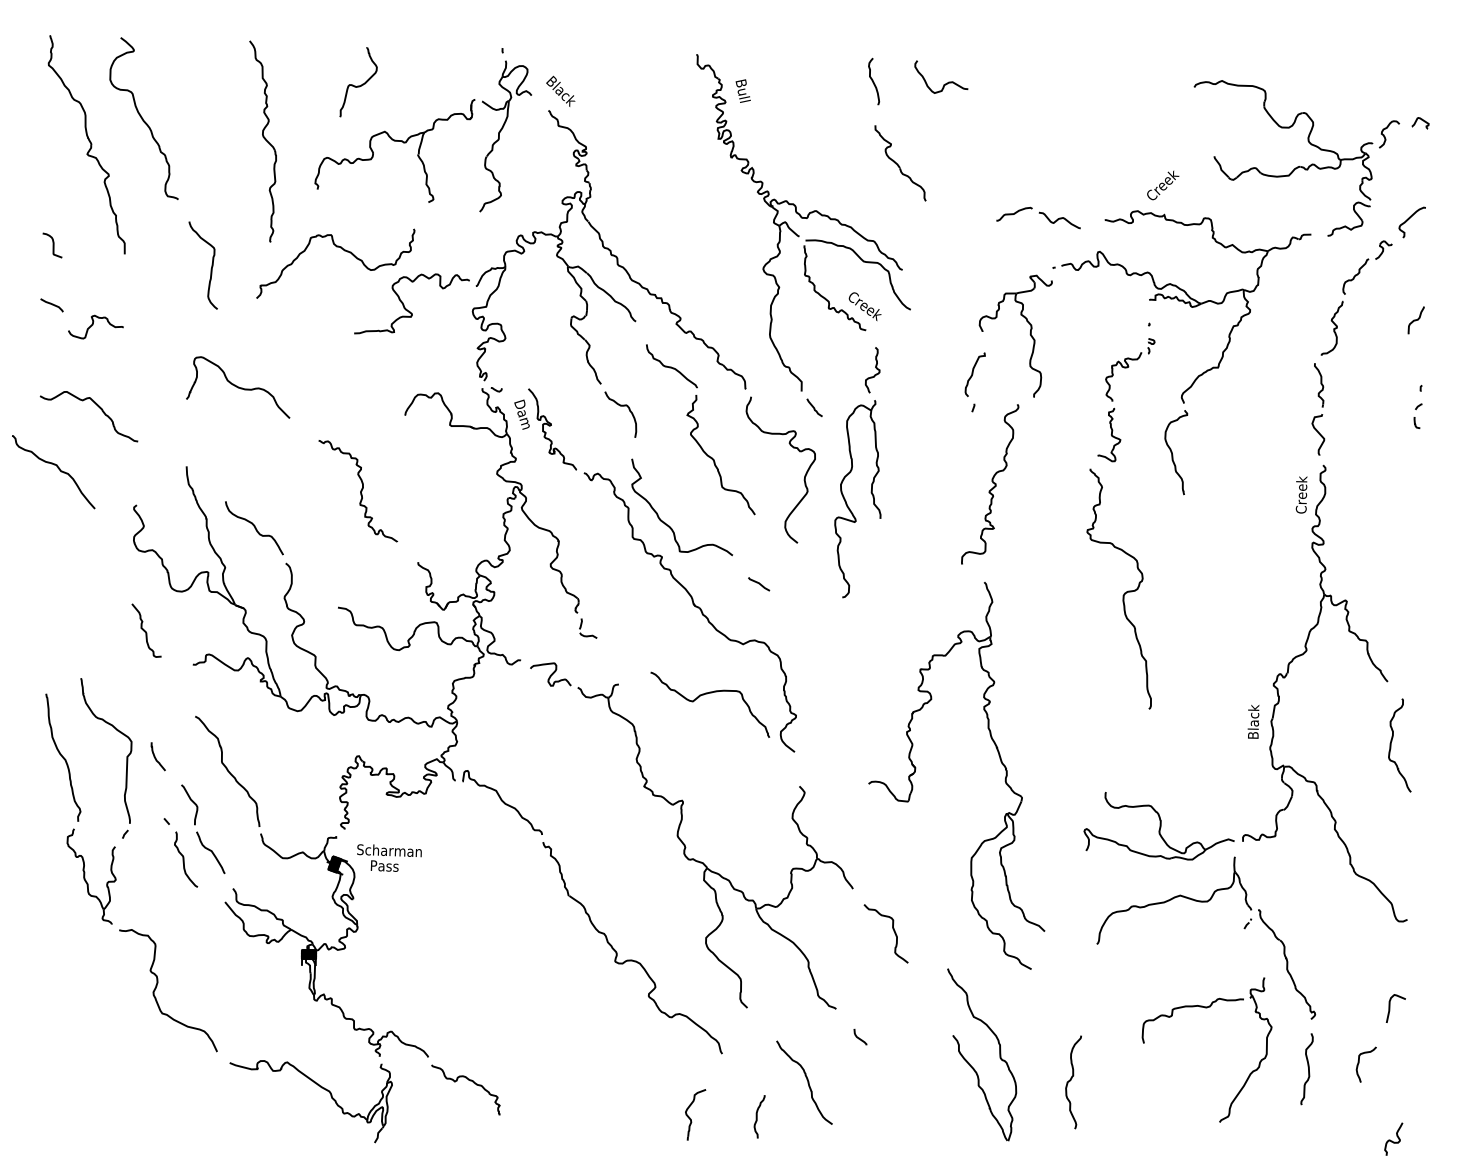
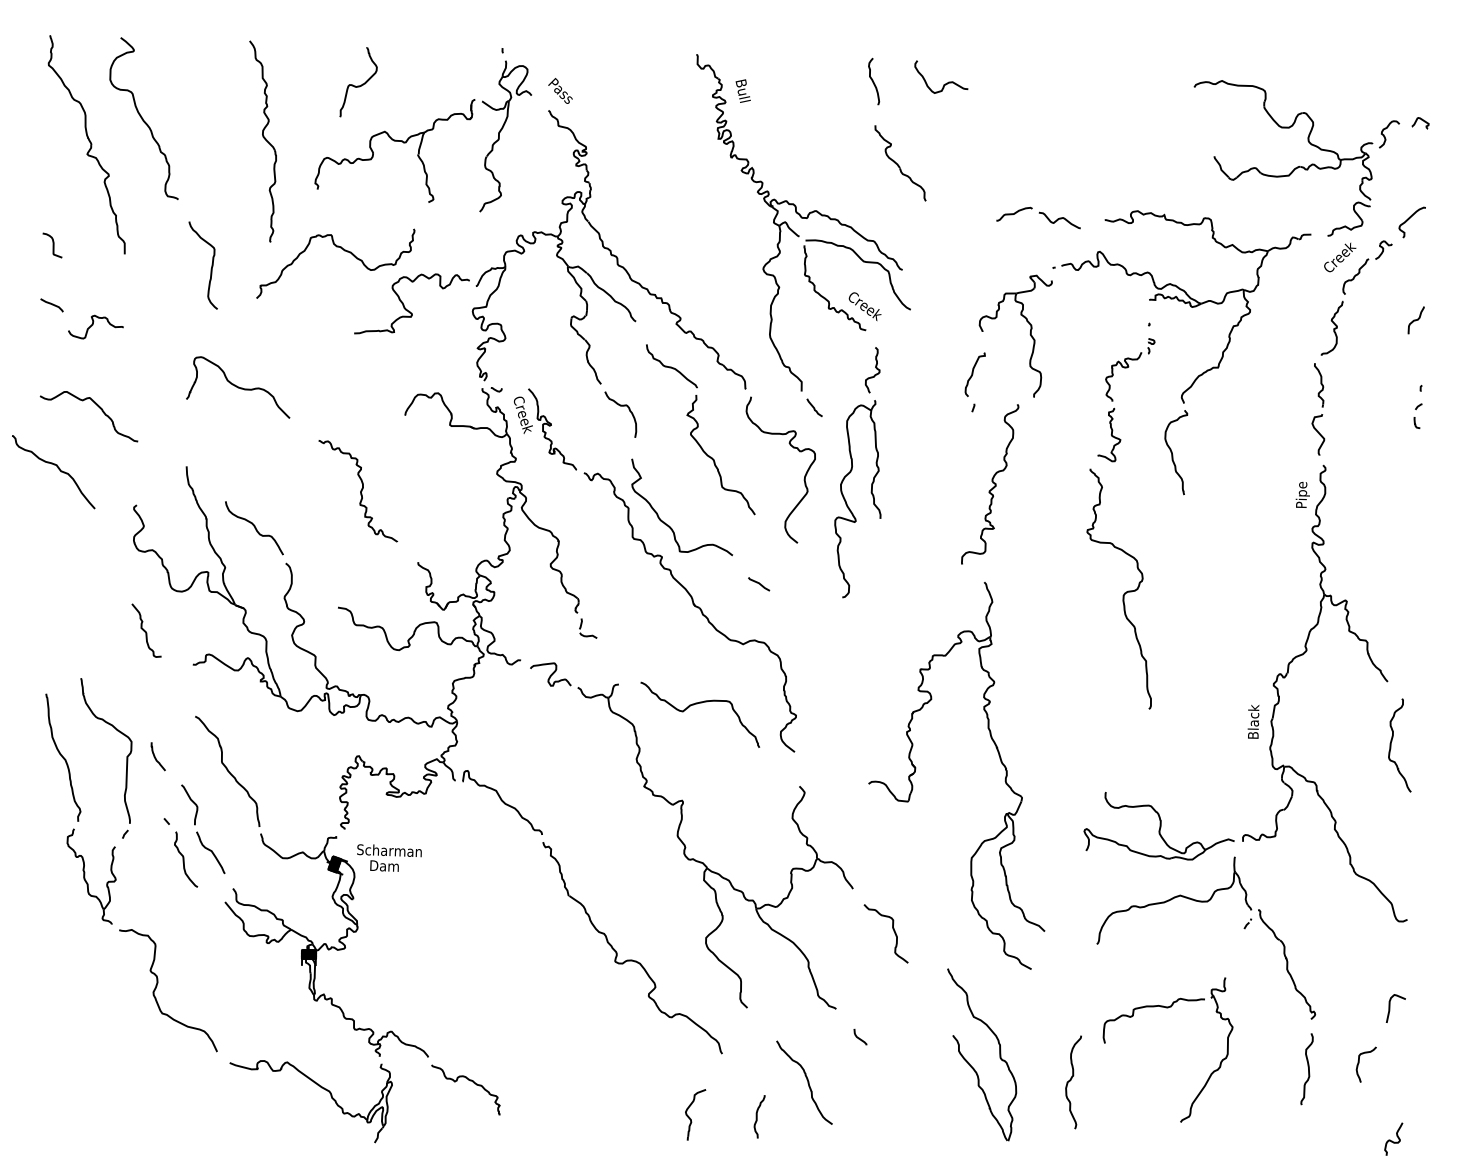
text: Black -> Pass (560, 90)
text position: (1163, 185) -> (1340, 257) (1340, 257)
text: Dam -> Creek (522, 415)
text: Creek -> Pipe (1302, 494)
curve position: (707, 694) -> (697, 704) (697, 704)
text: Pass -> Dam (384, 865)
part position: (1206, 1008) -> (1167, 1008) (1167, 1008)
